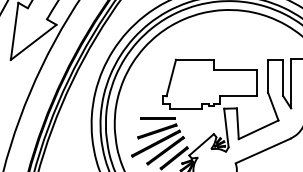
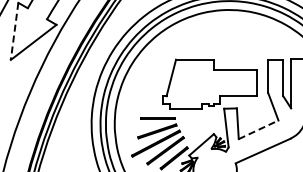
line: solid -> dashed (14, 31)
line: solid -> dashed (258, 129)
